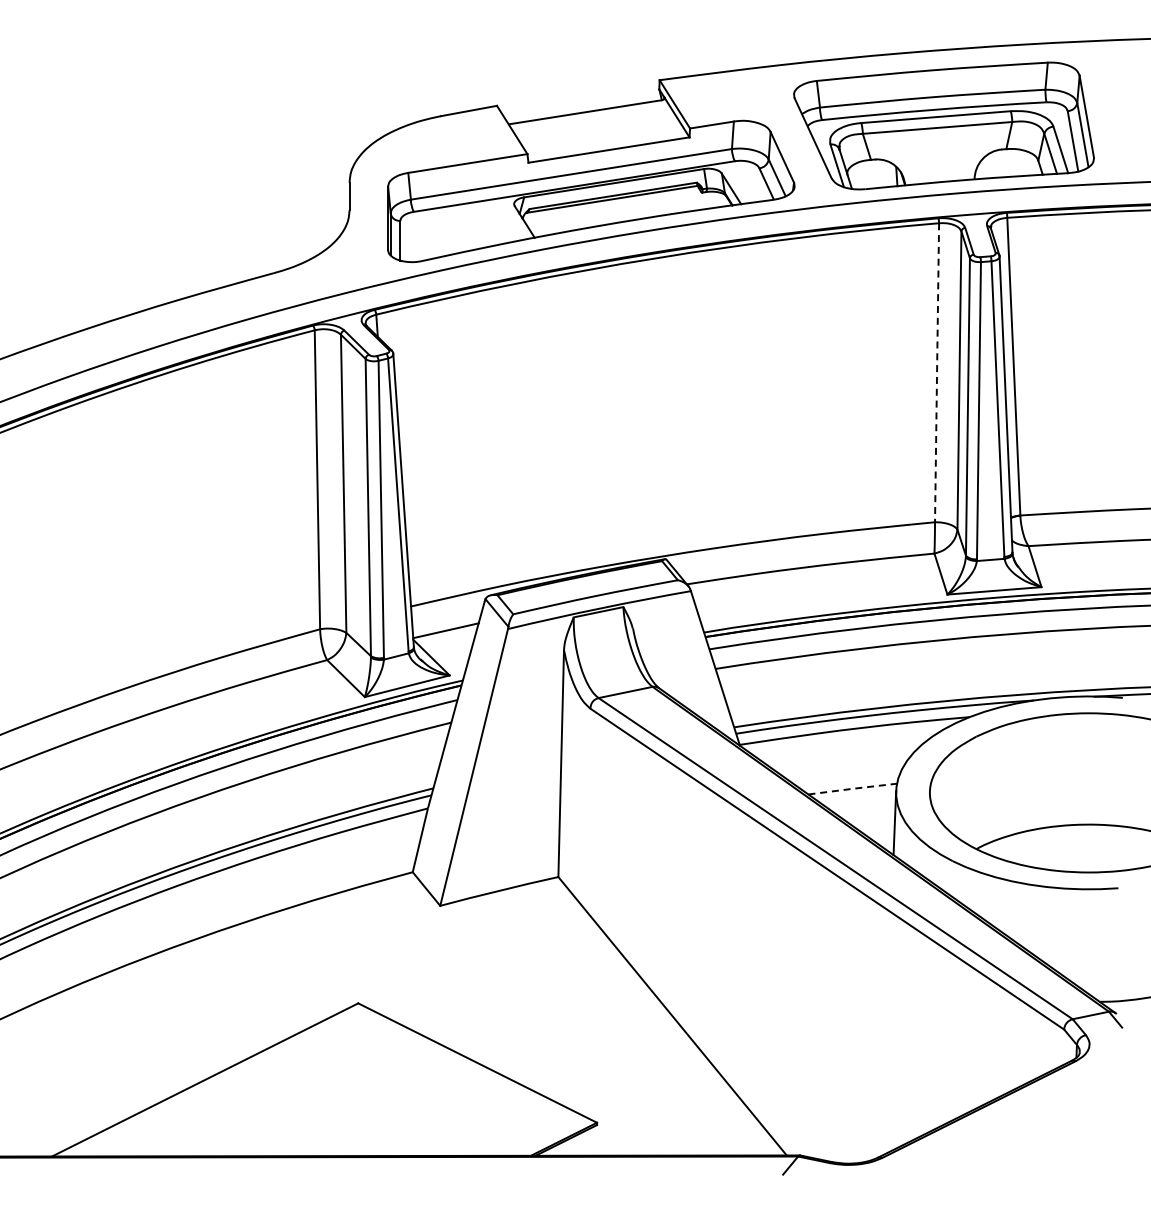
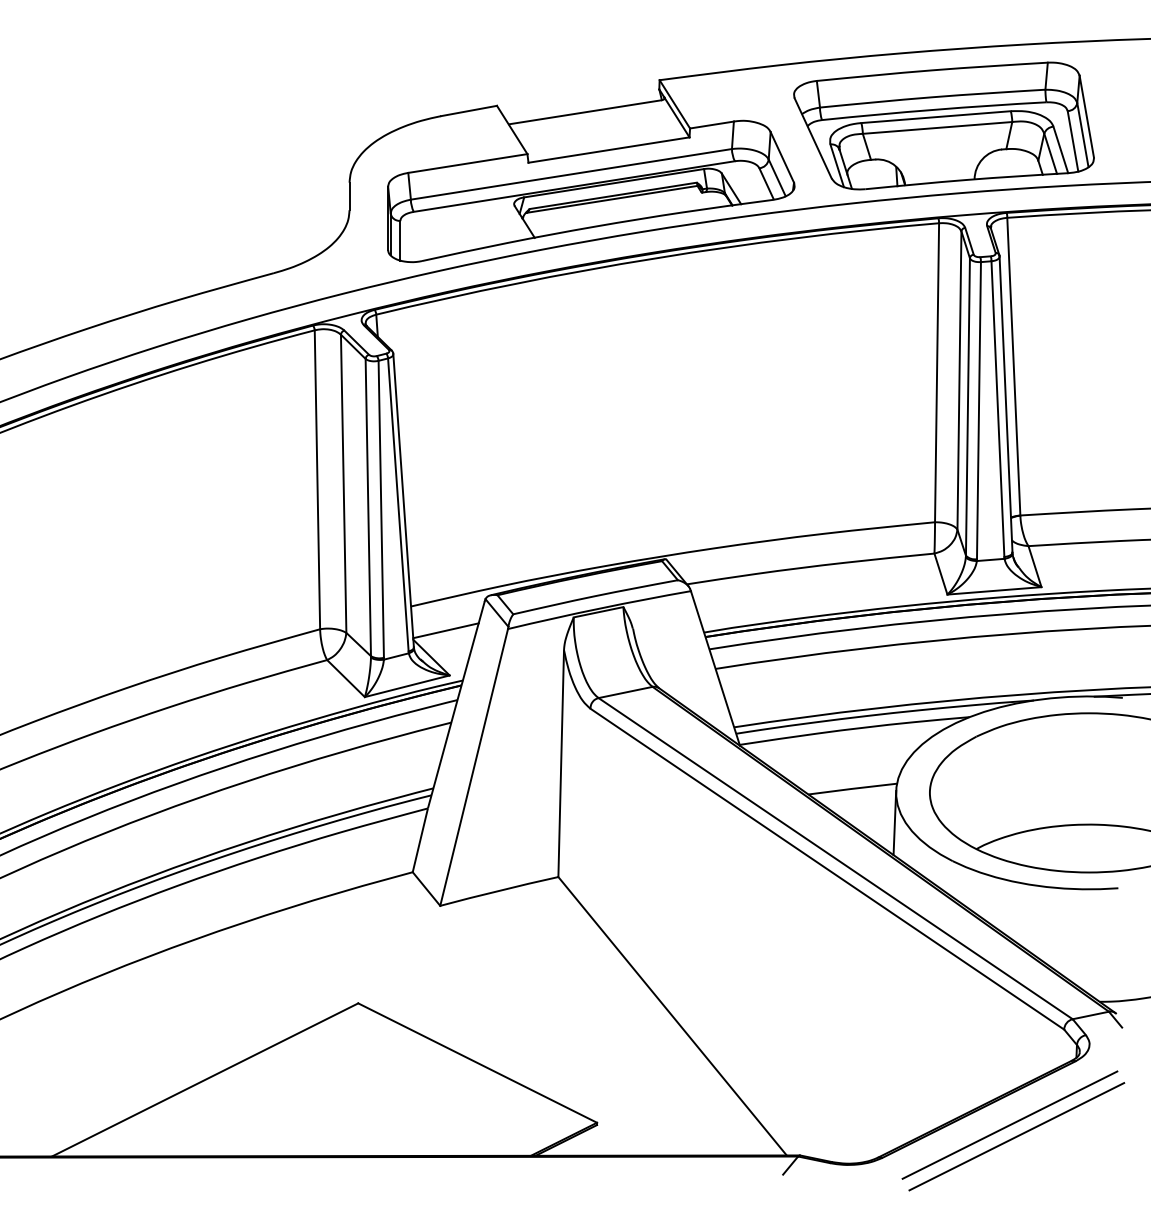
line: dashed -> solid (937, 372)
line: dashed -> solid (852, 788)
line: none -> present (1009, 1124)
line: none -> present (1016, 1136)
